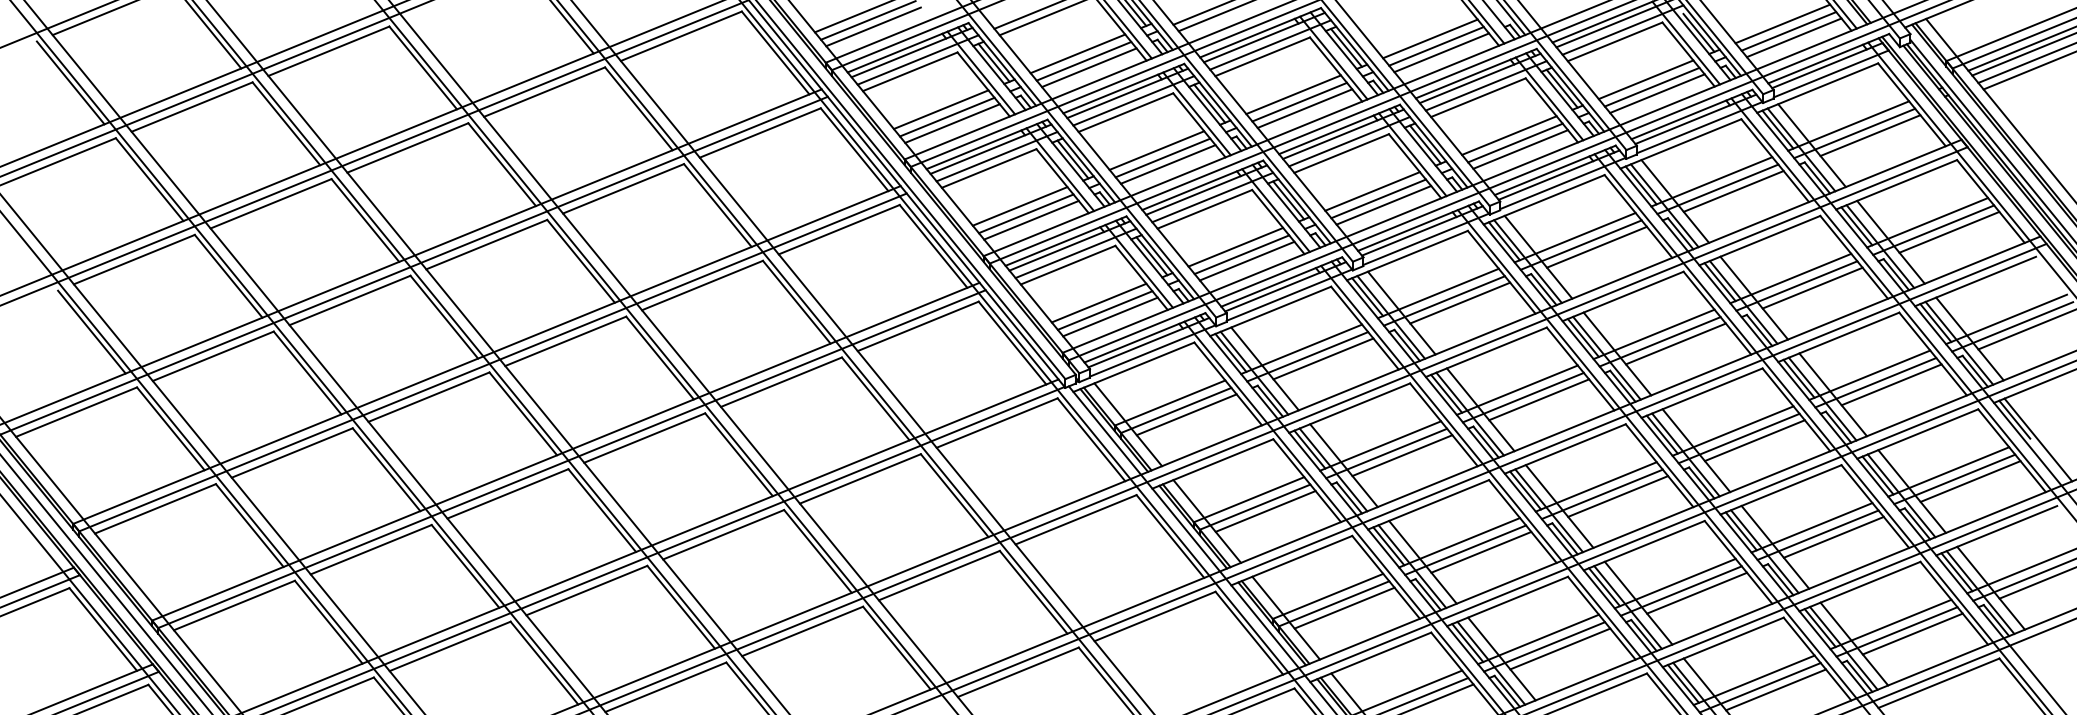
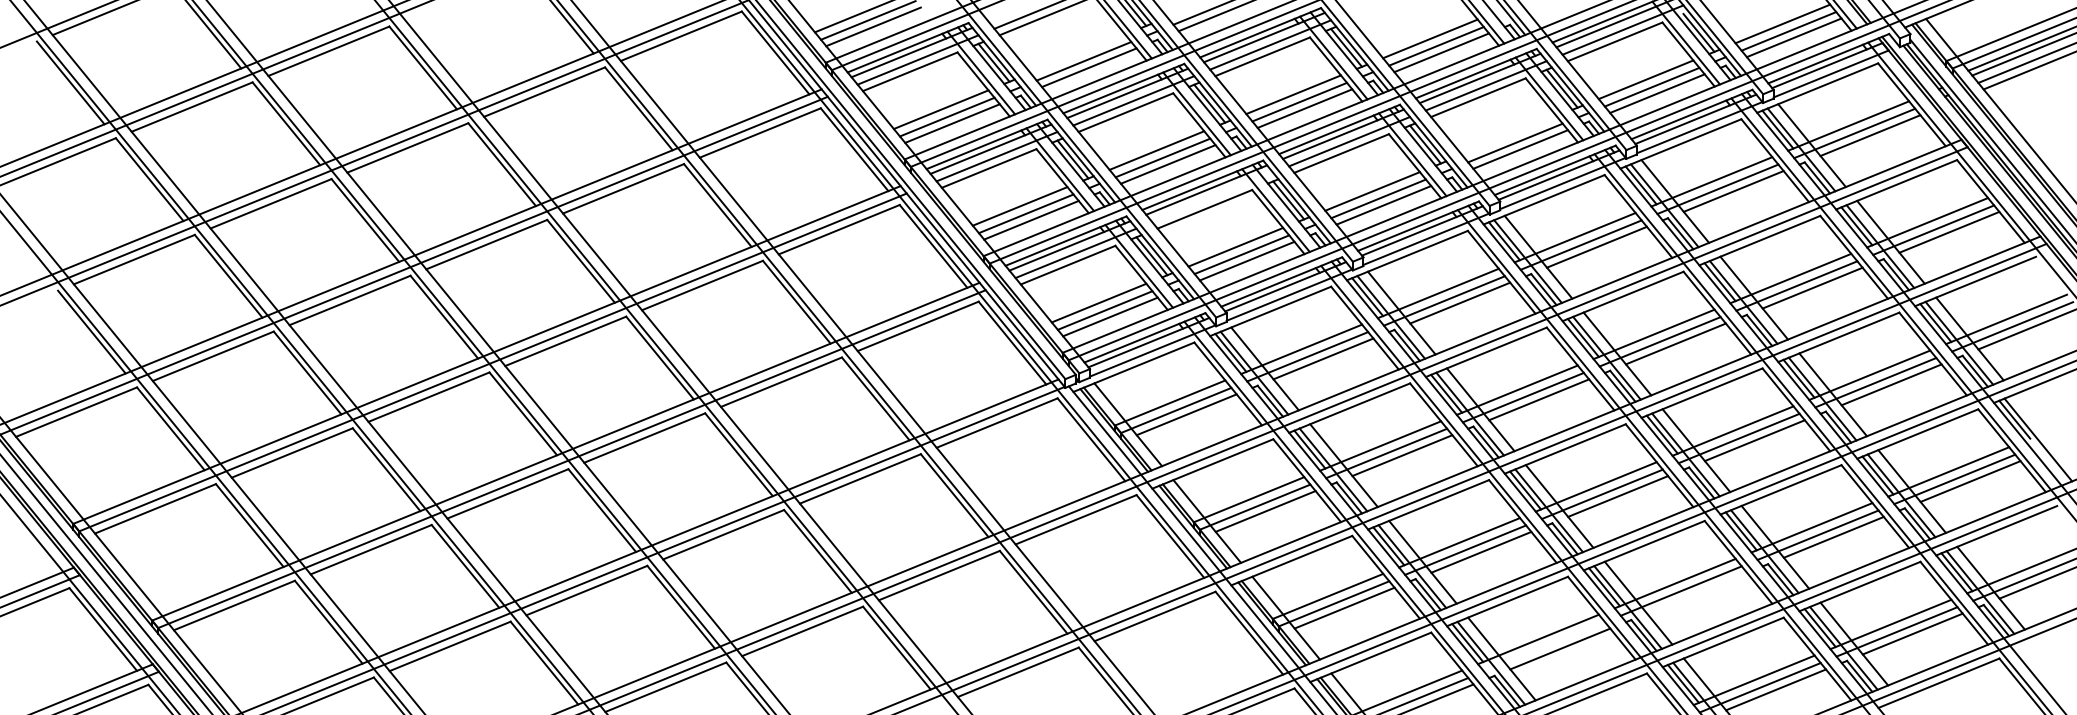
line: present -> none (1077, 53)
line: present -> none (1509, 135)
line: present -> none (1212, 197)
line: present -> none (1697, 592)
line: present -> none (1544, 646)
